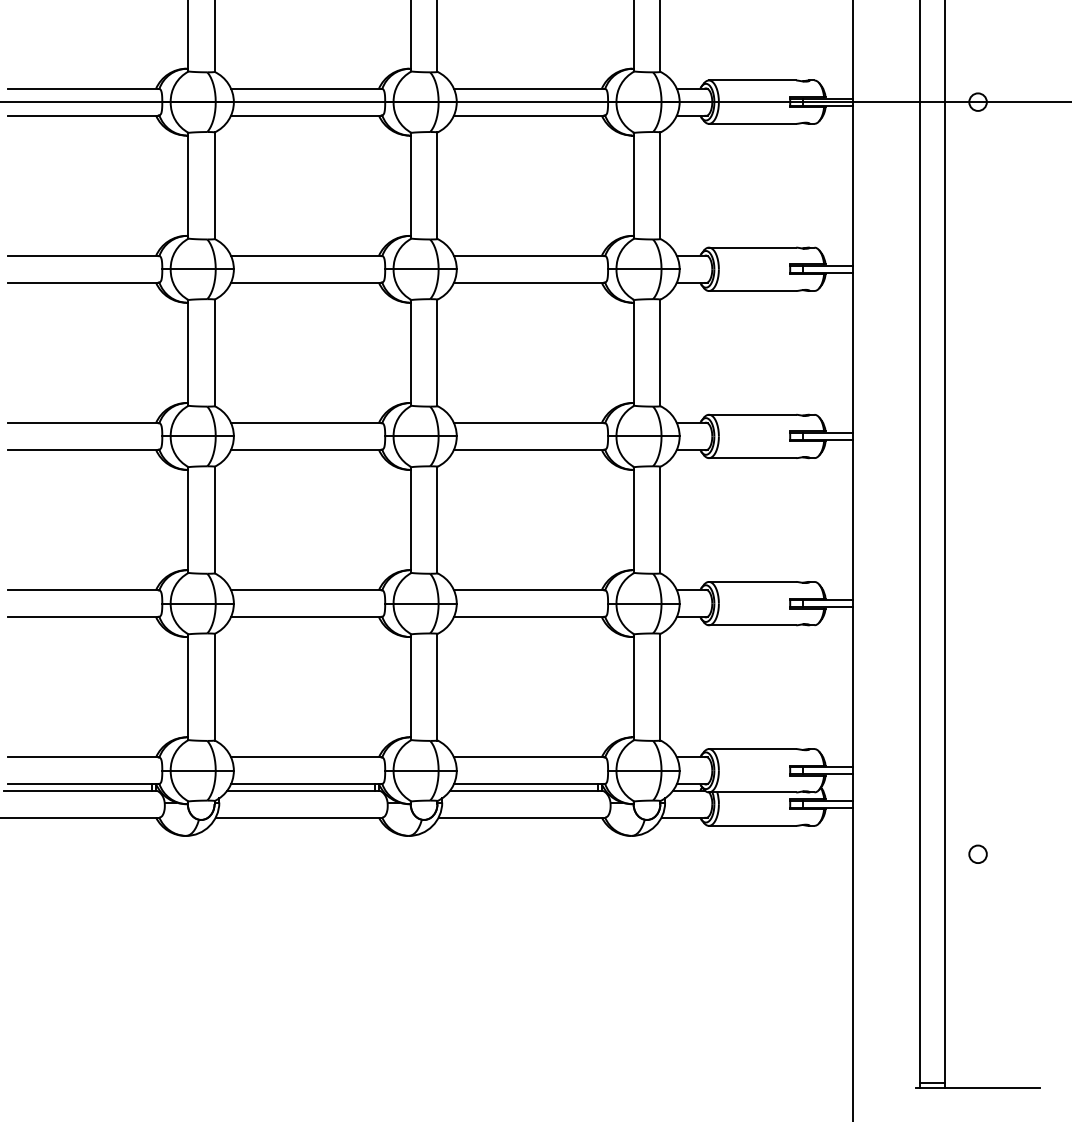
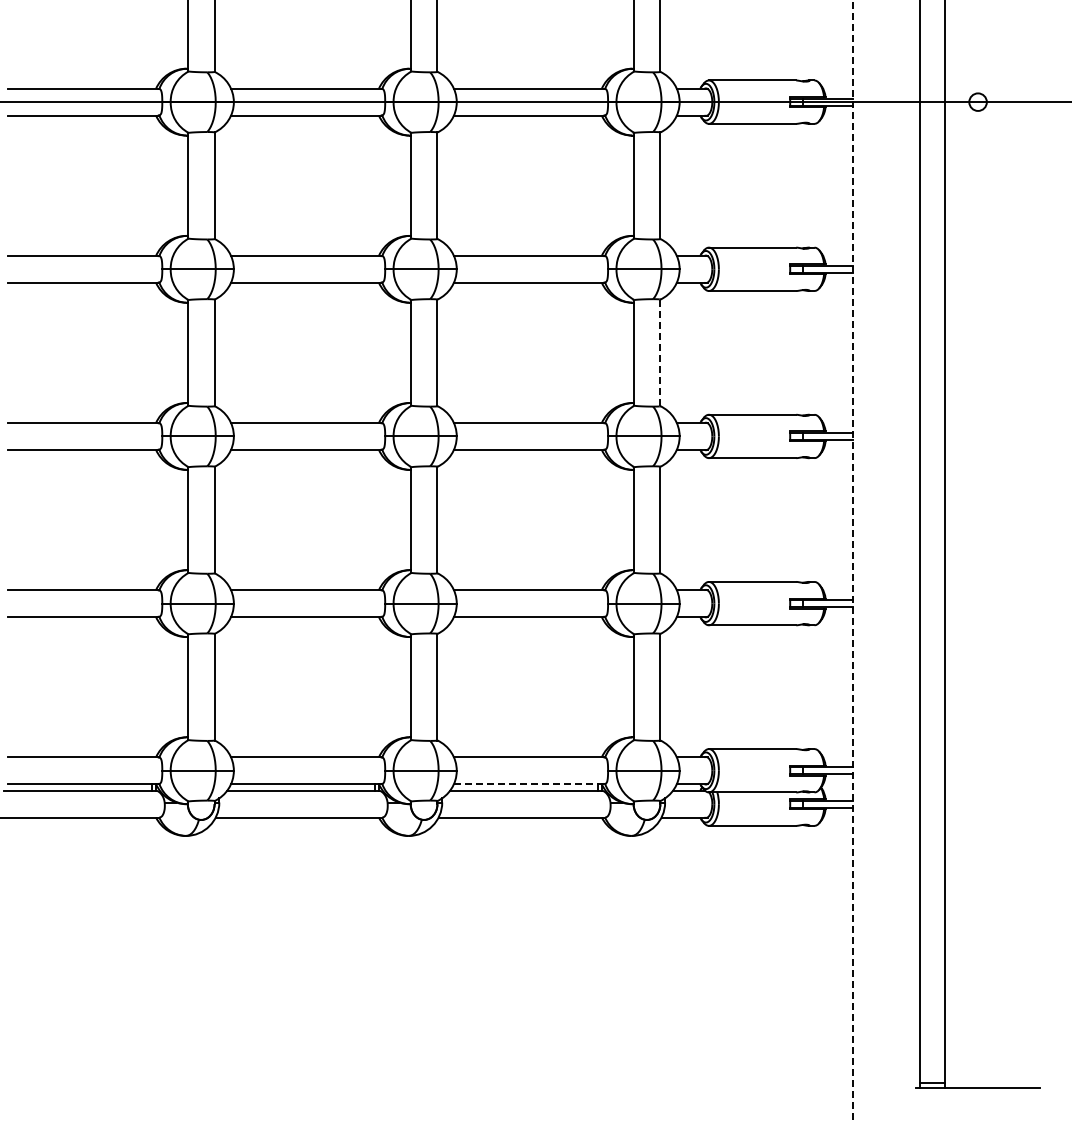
line: solid -> dashed (660, 352)
line: solid -> dashed (852, 561)
line: solid -> dashed (529, 784)
circle: present -> none (977, 853)
